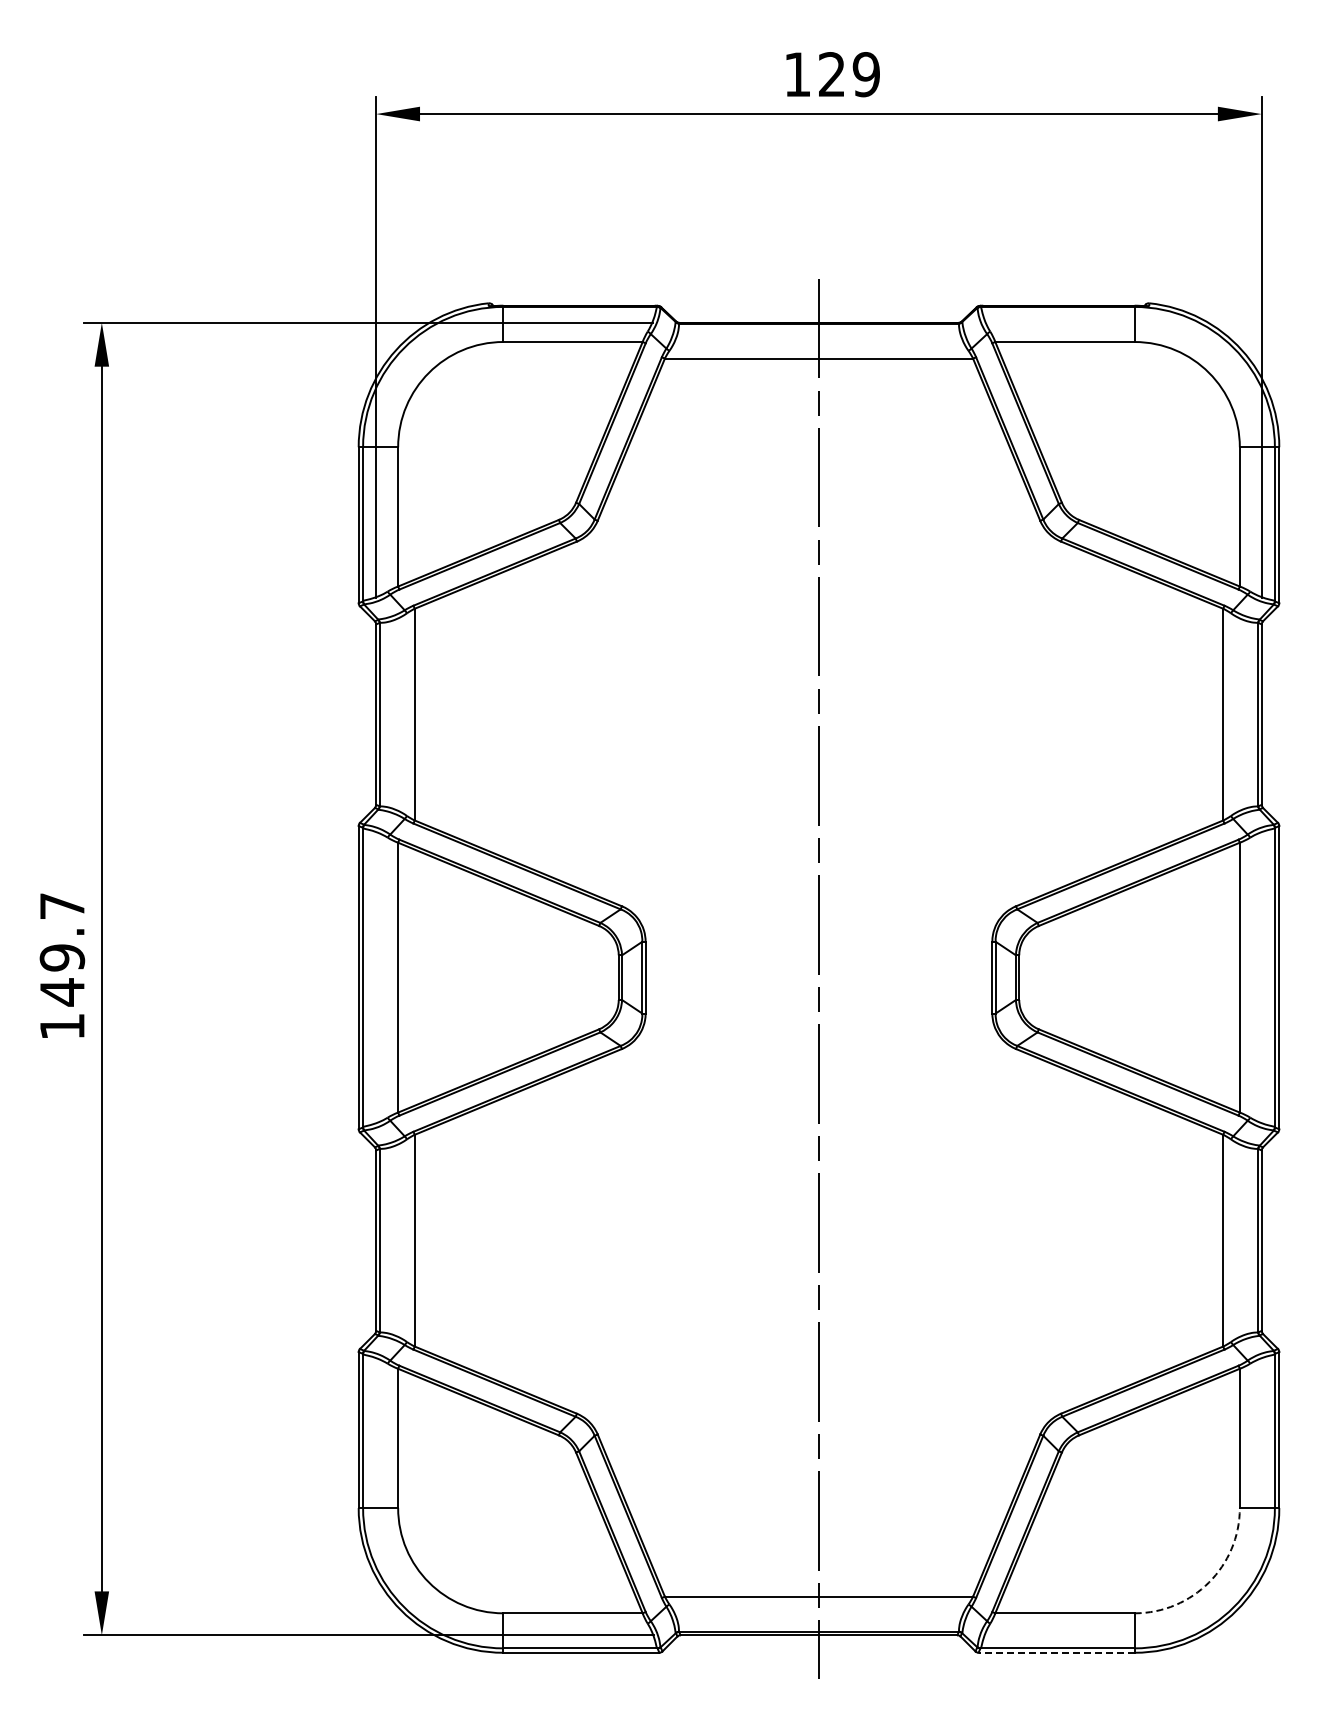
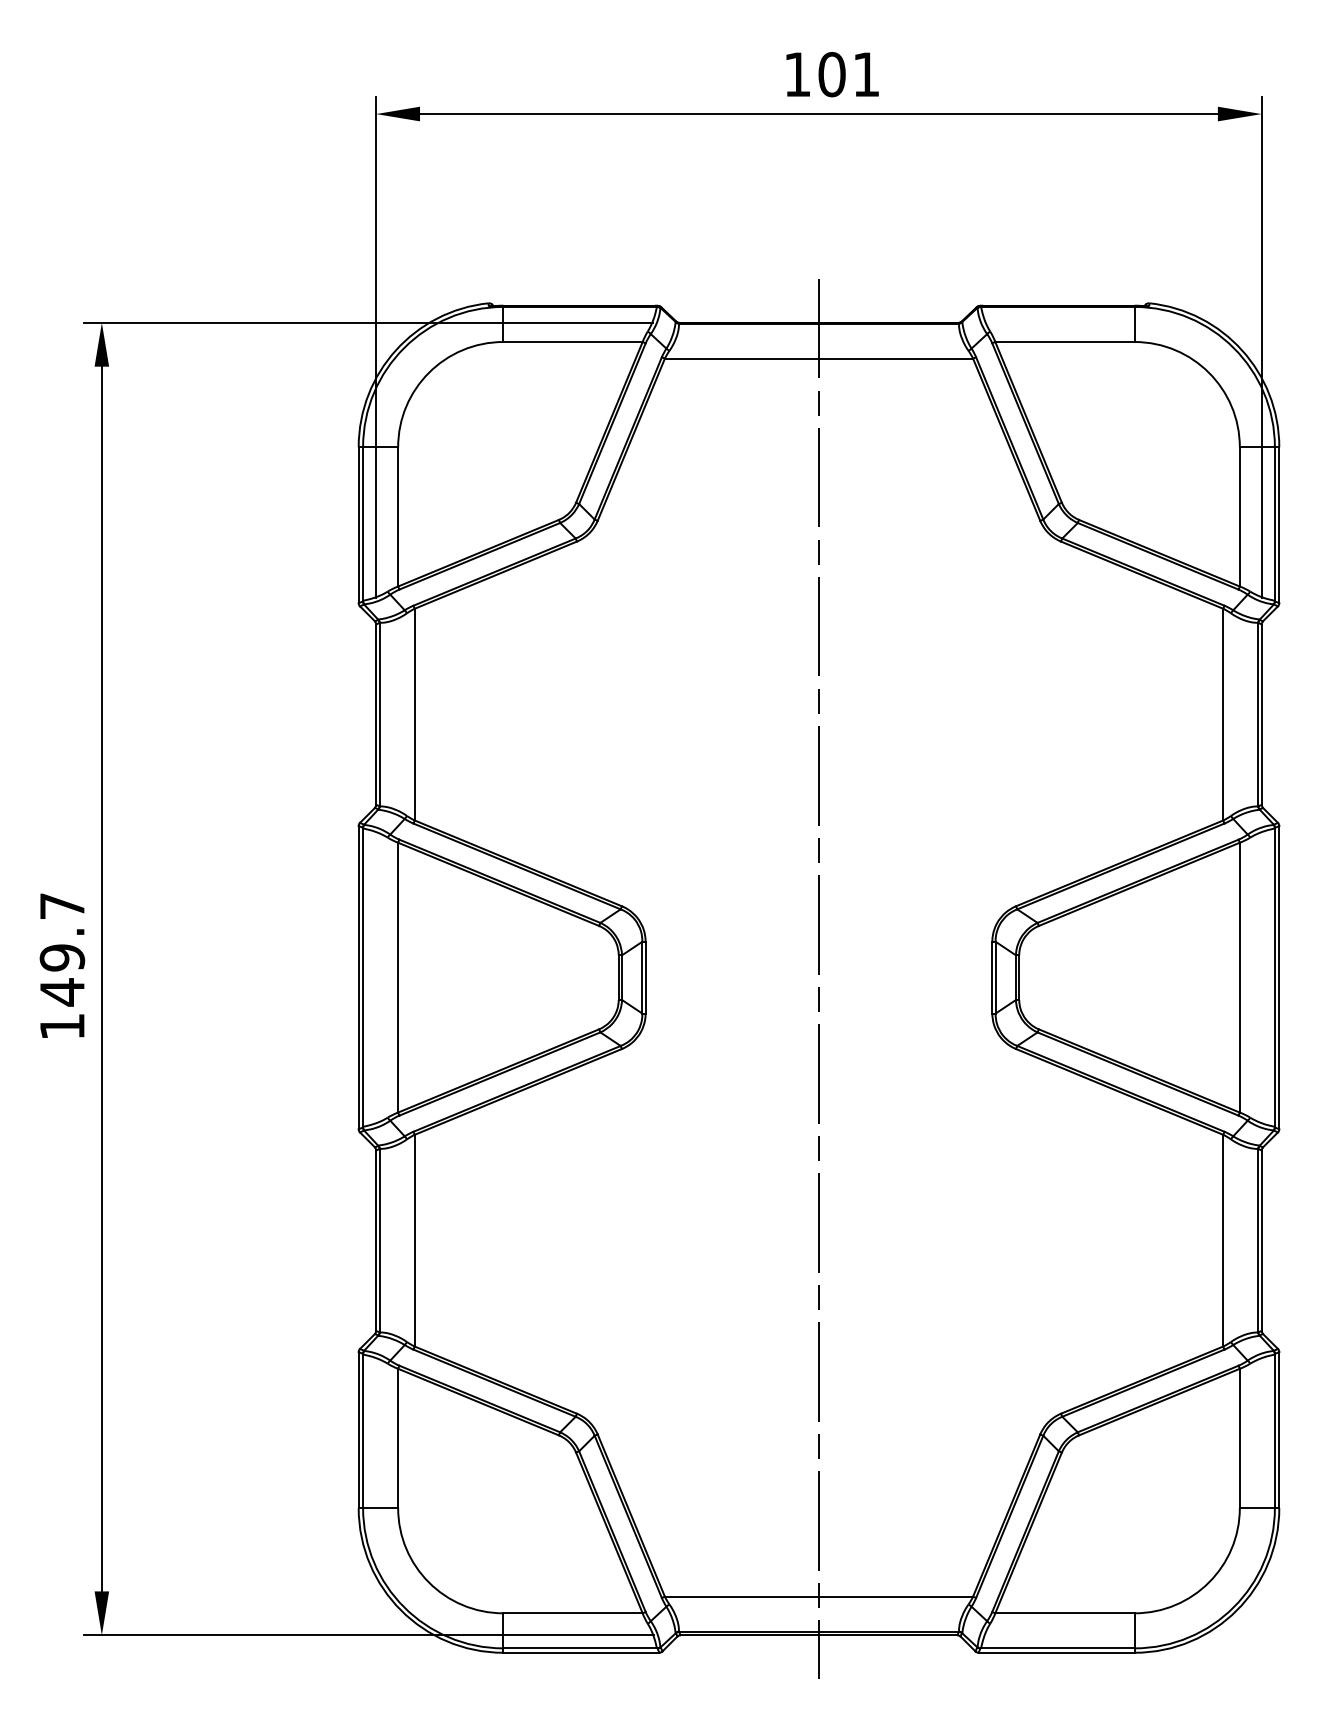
text: 129 -> 101 (848, 74)
arc: dashed -> solid (1209, 1582)
line: dashed -> solid (1056, 1652)
